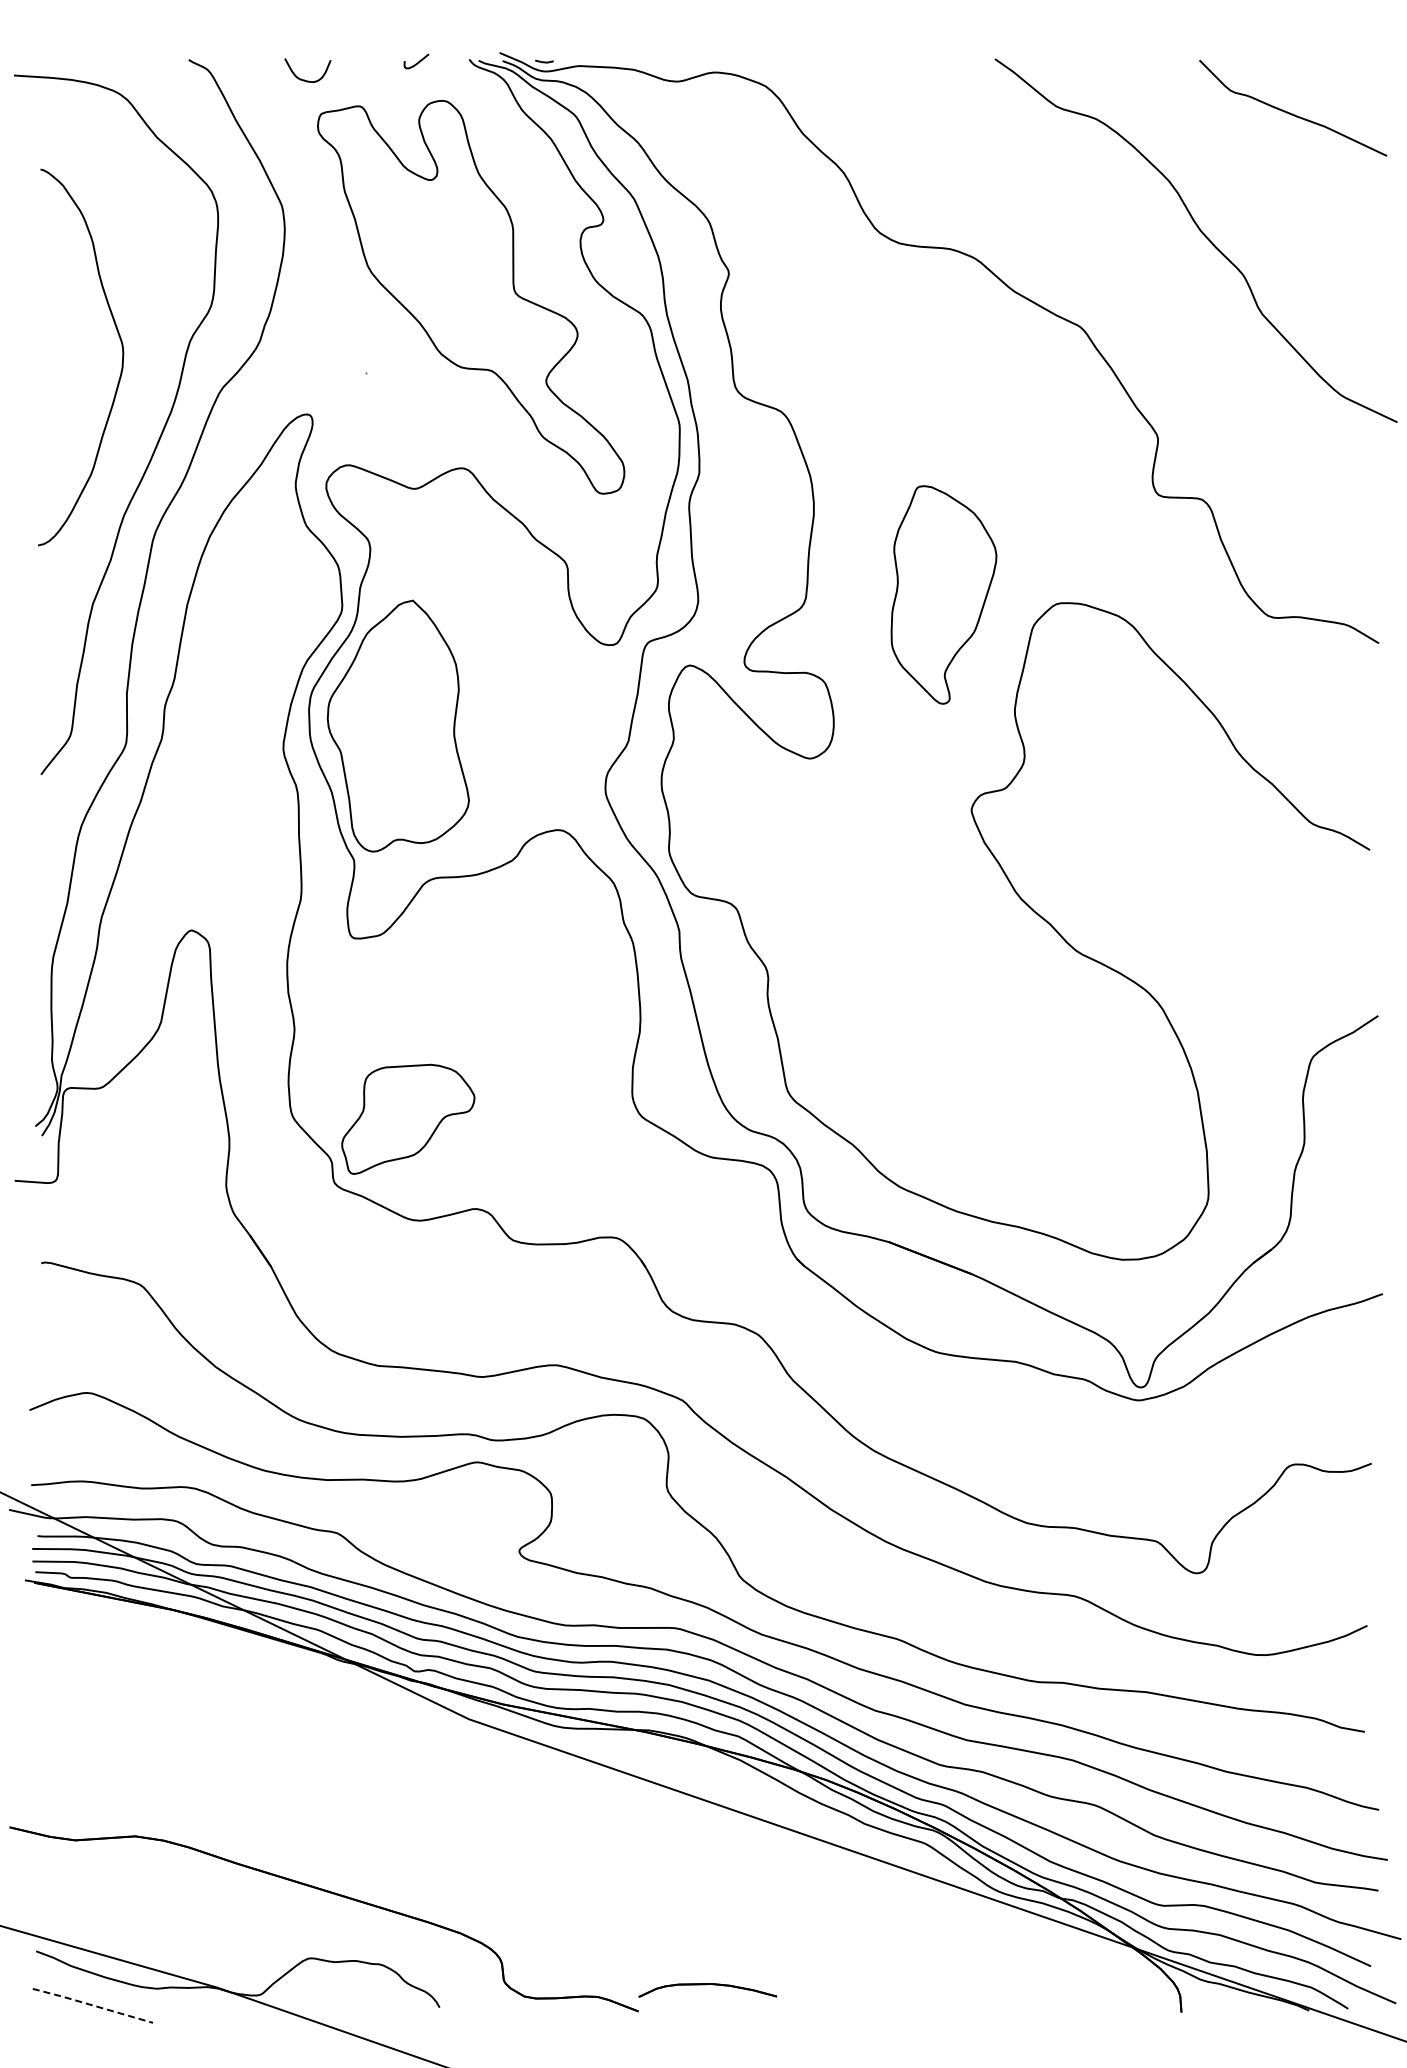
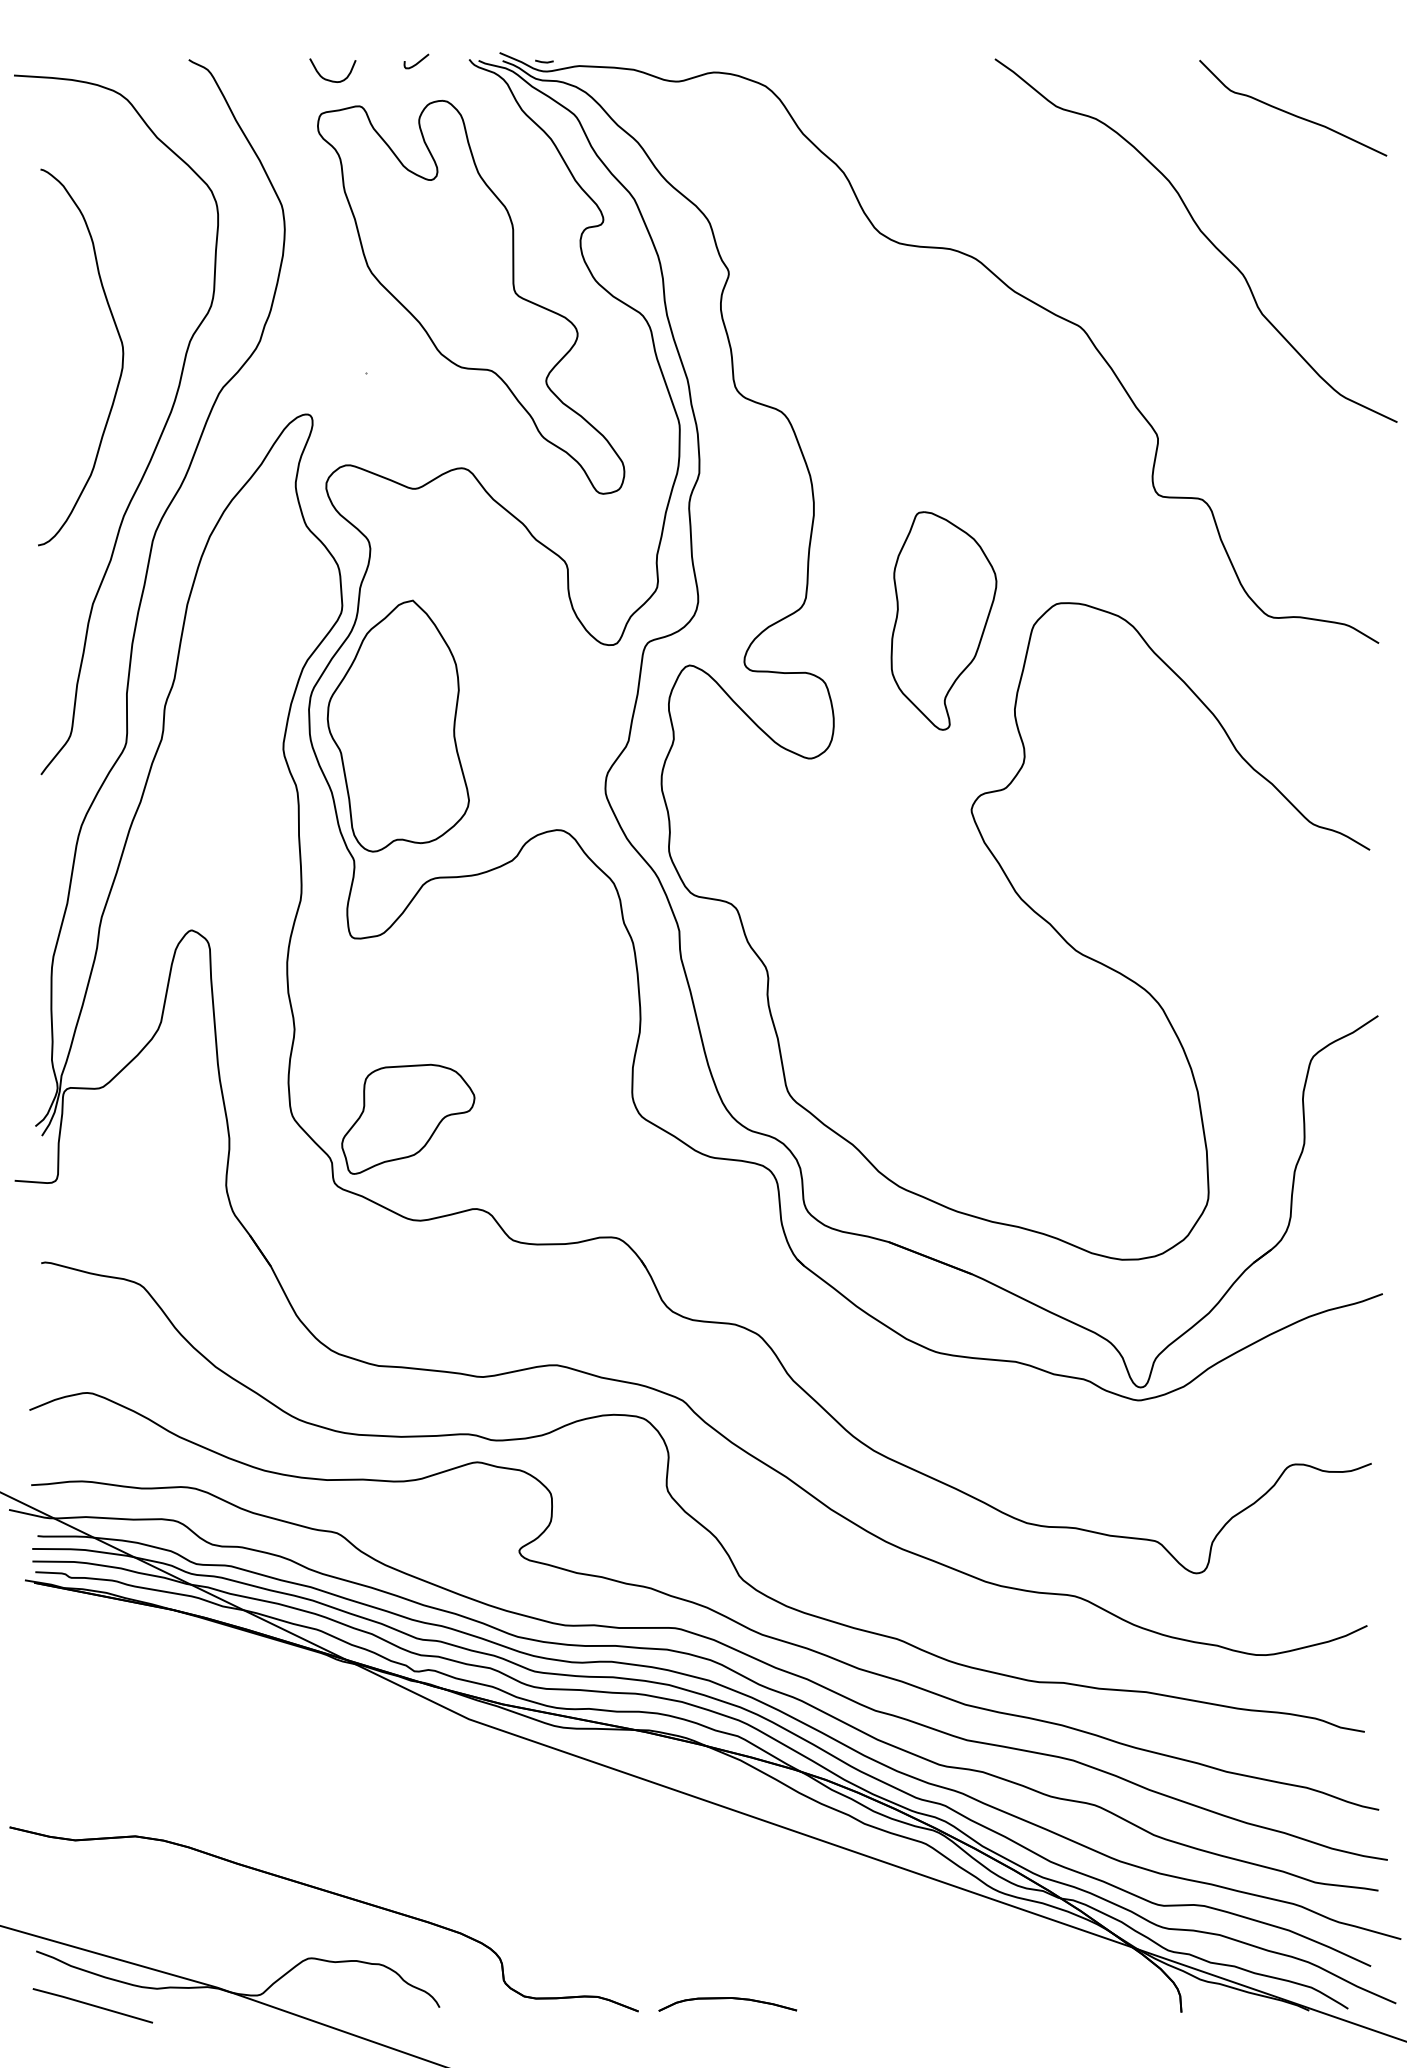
curve position: (304, 79) -> (329, 79) (329, 79)
part position: (943, 594) -> (943, 620) (943, 620)
part position: (707, 1990) -> (727, 2004) (727, 2004)
line: dashed -> solid (92, 2005)
